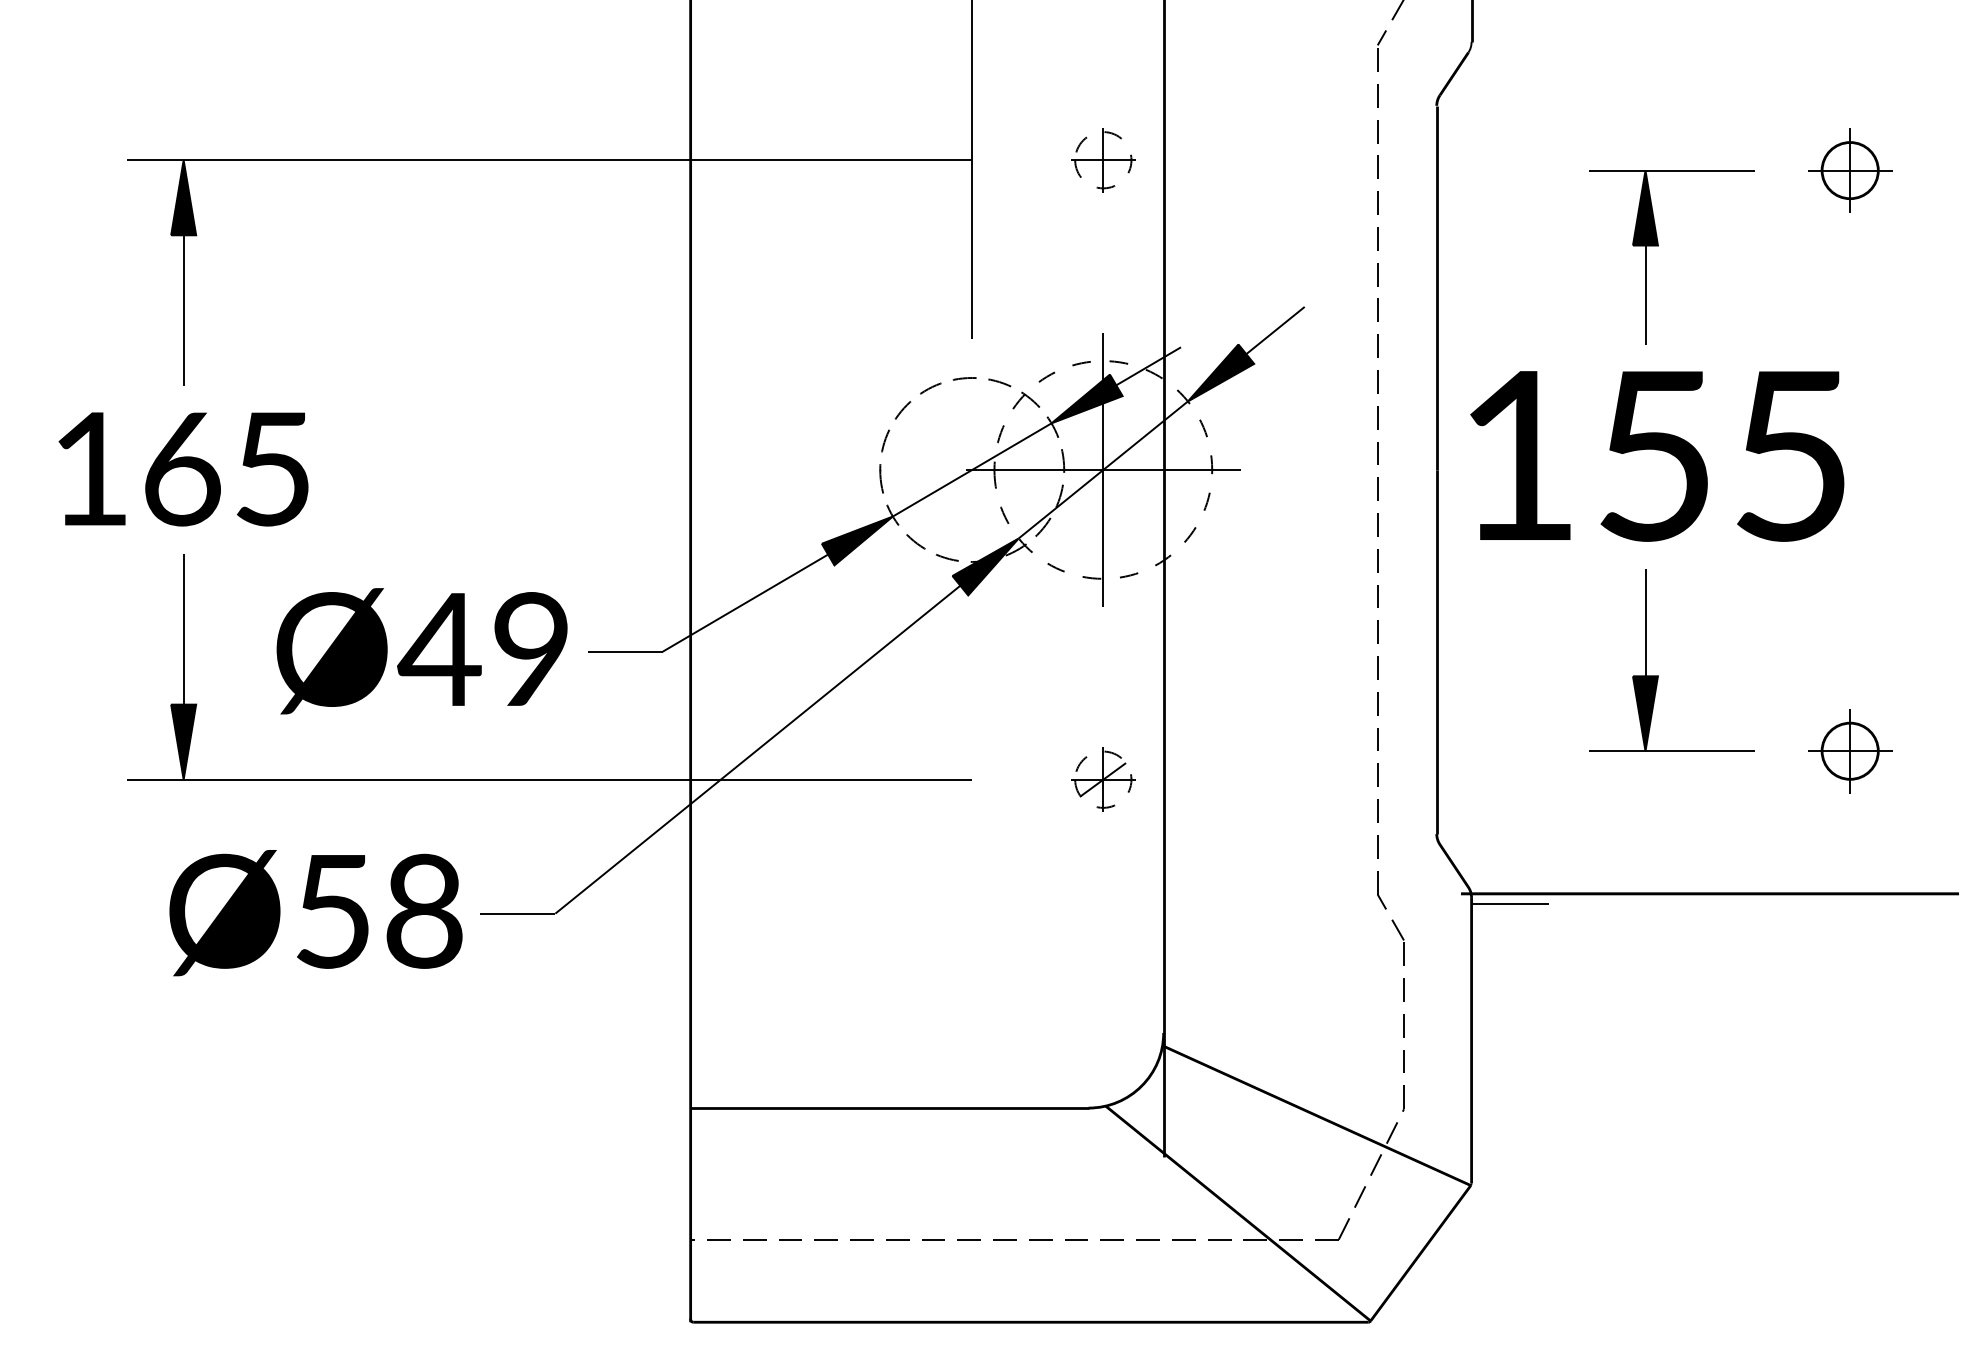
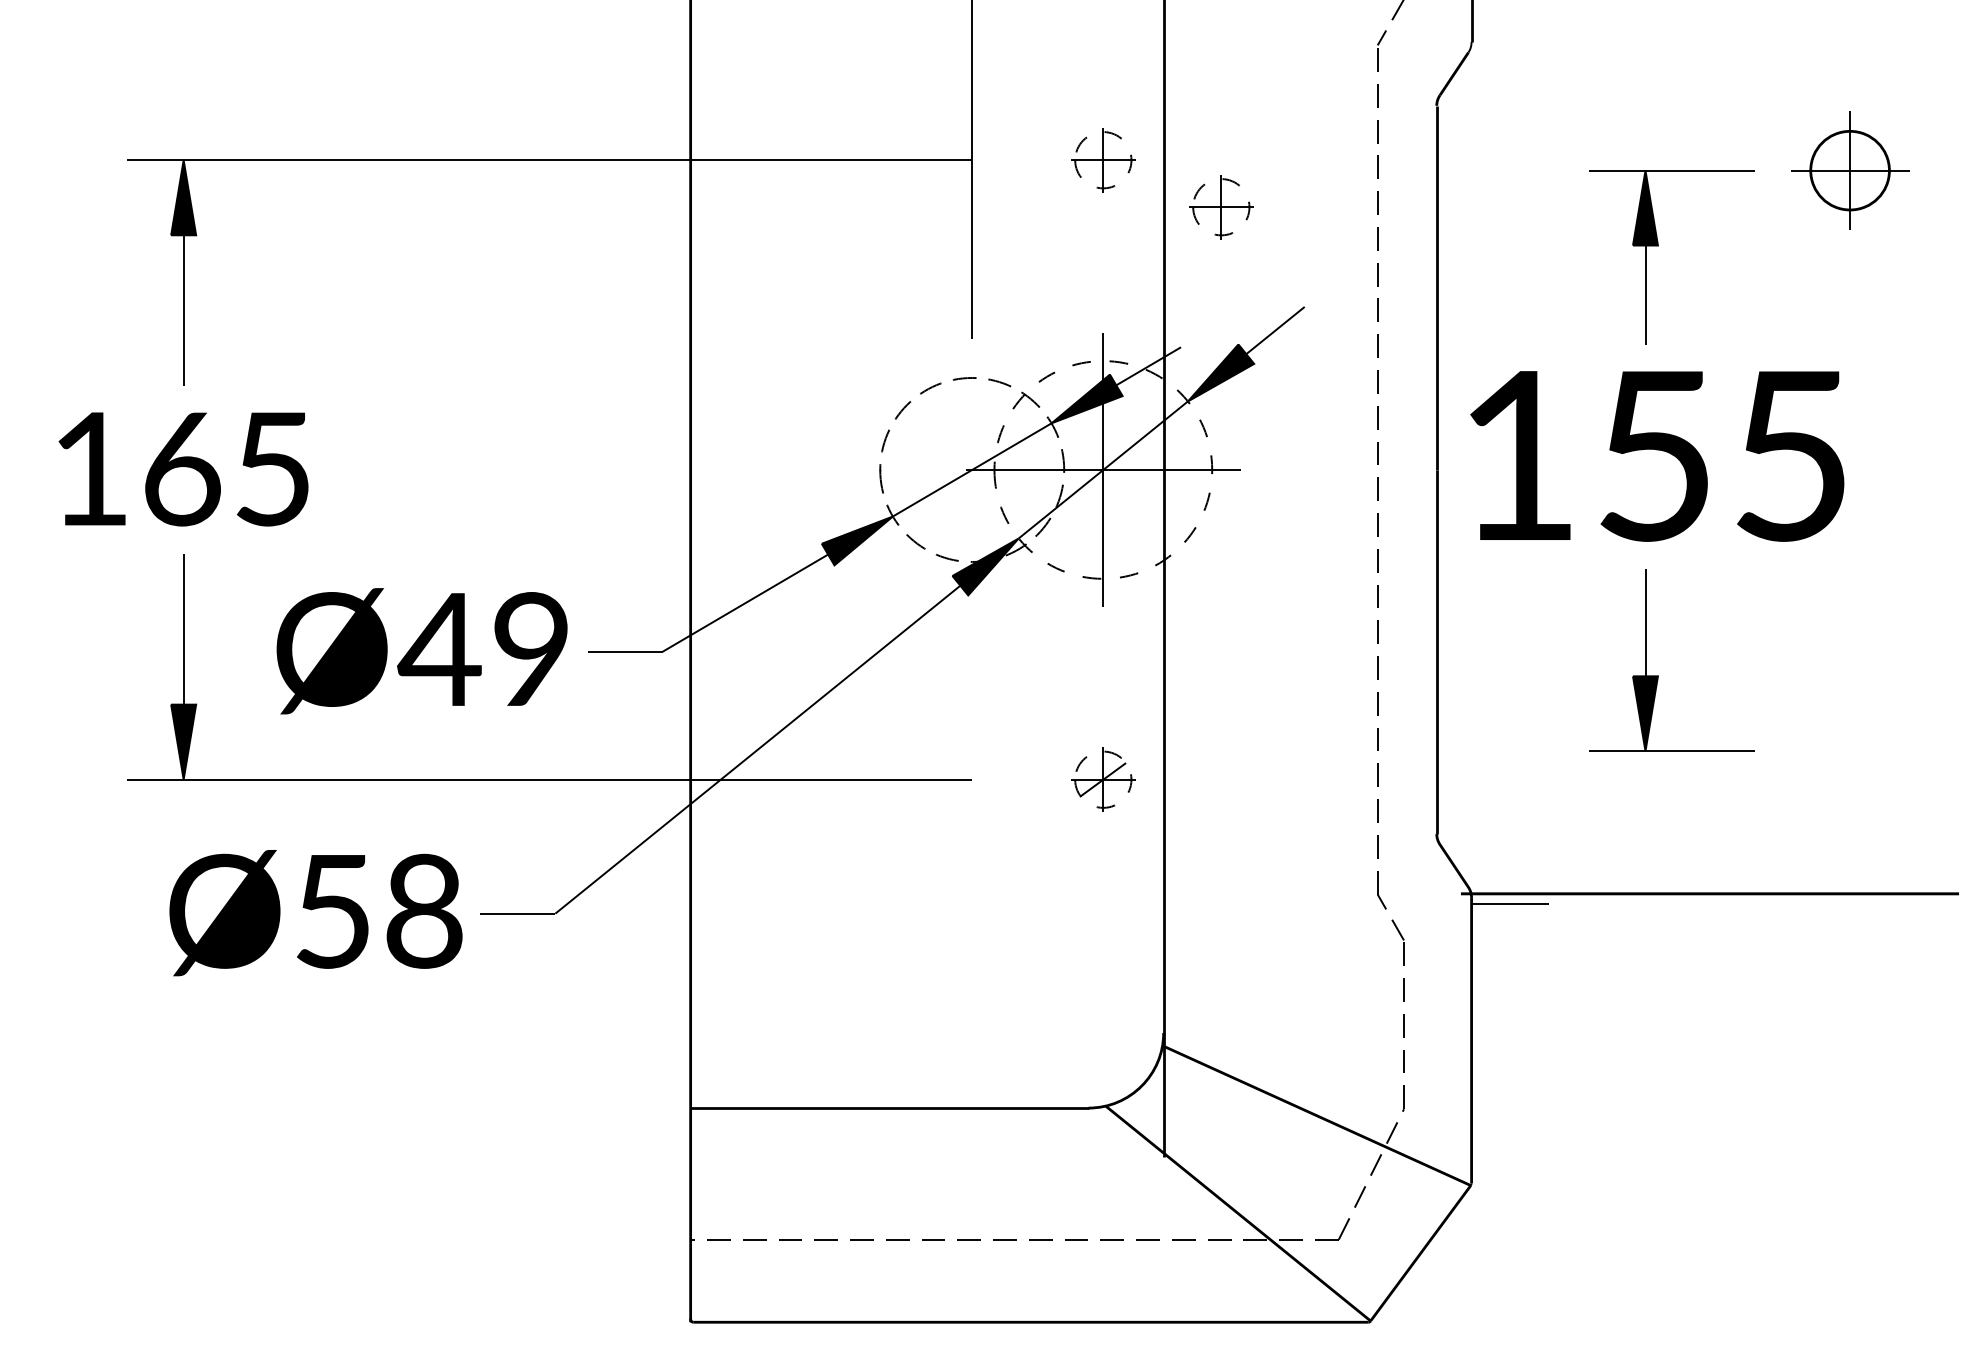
part size: 85x85 px -> 119x119 px (1850, 170)
part: none -> present (1221, 207)
part: present -> none (1850, 751)
